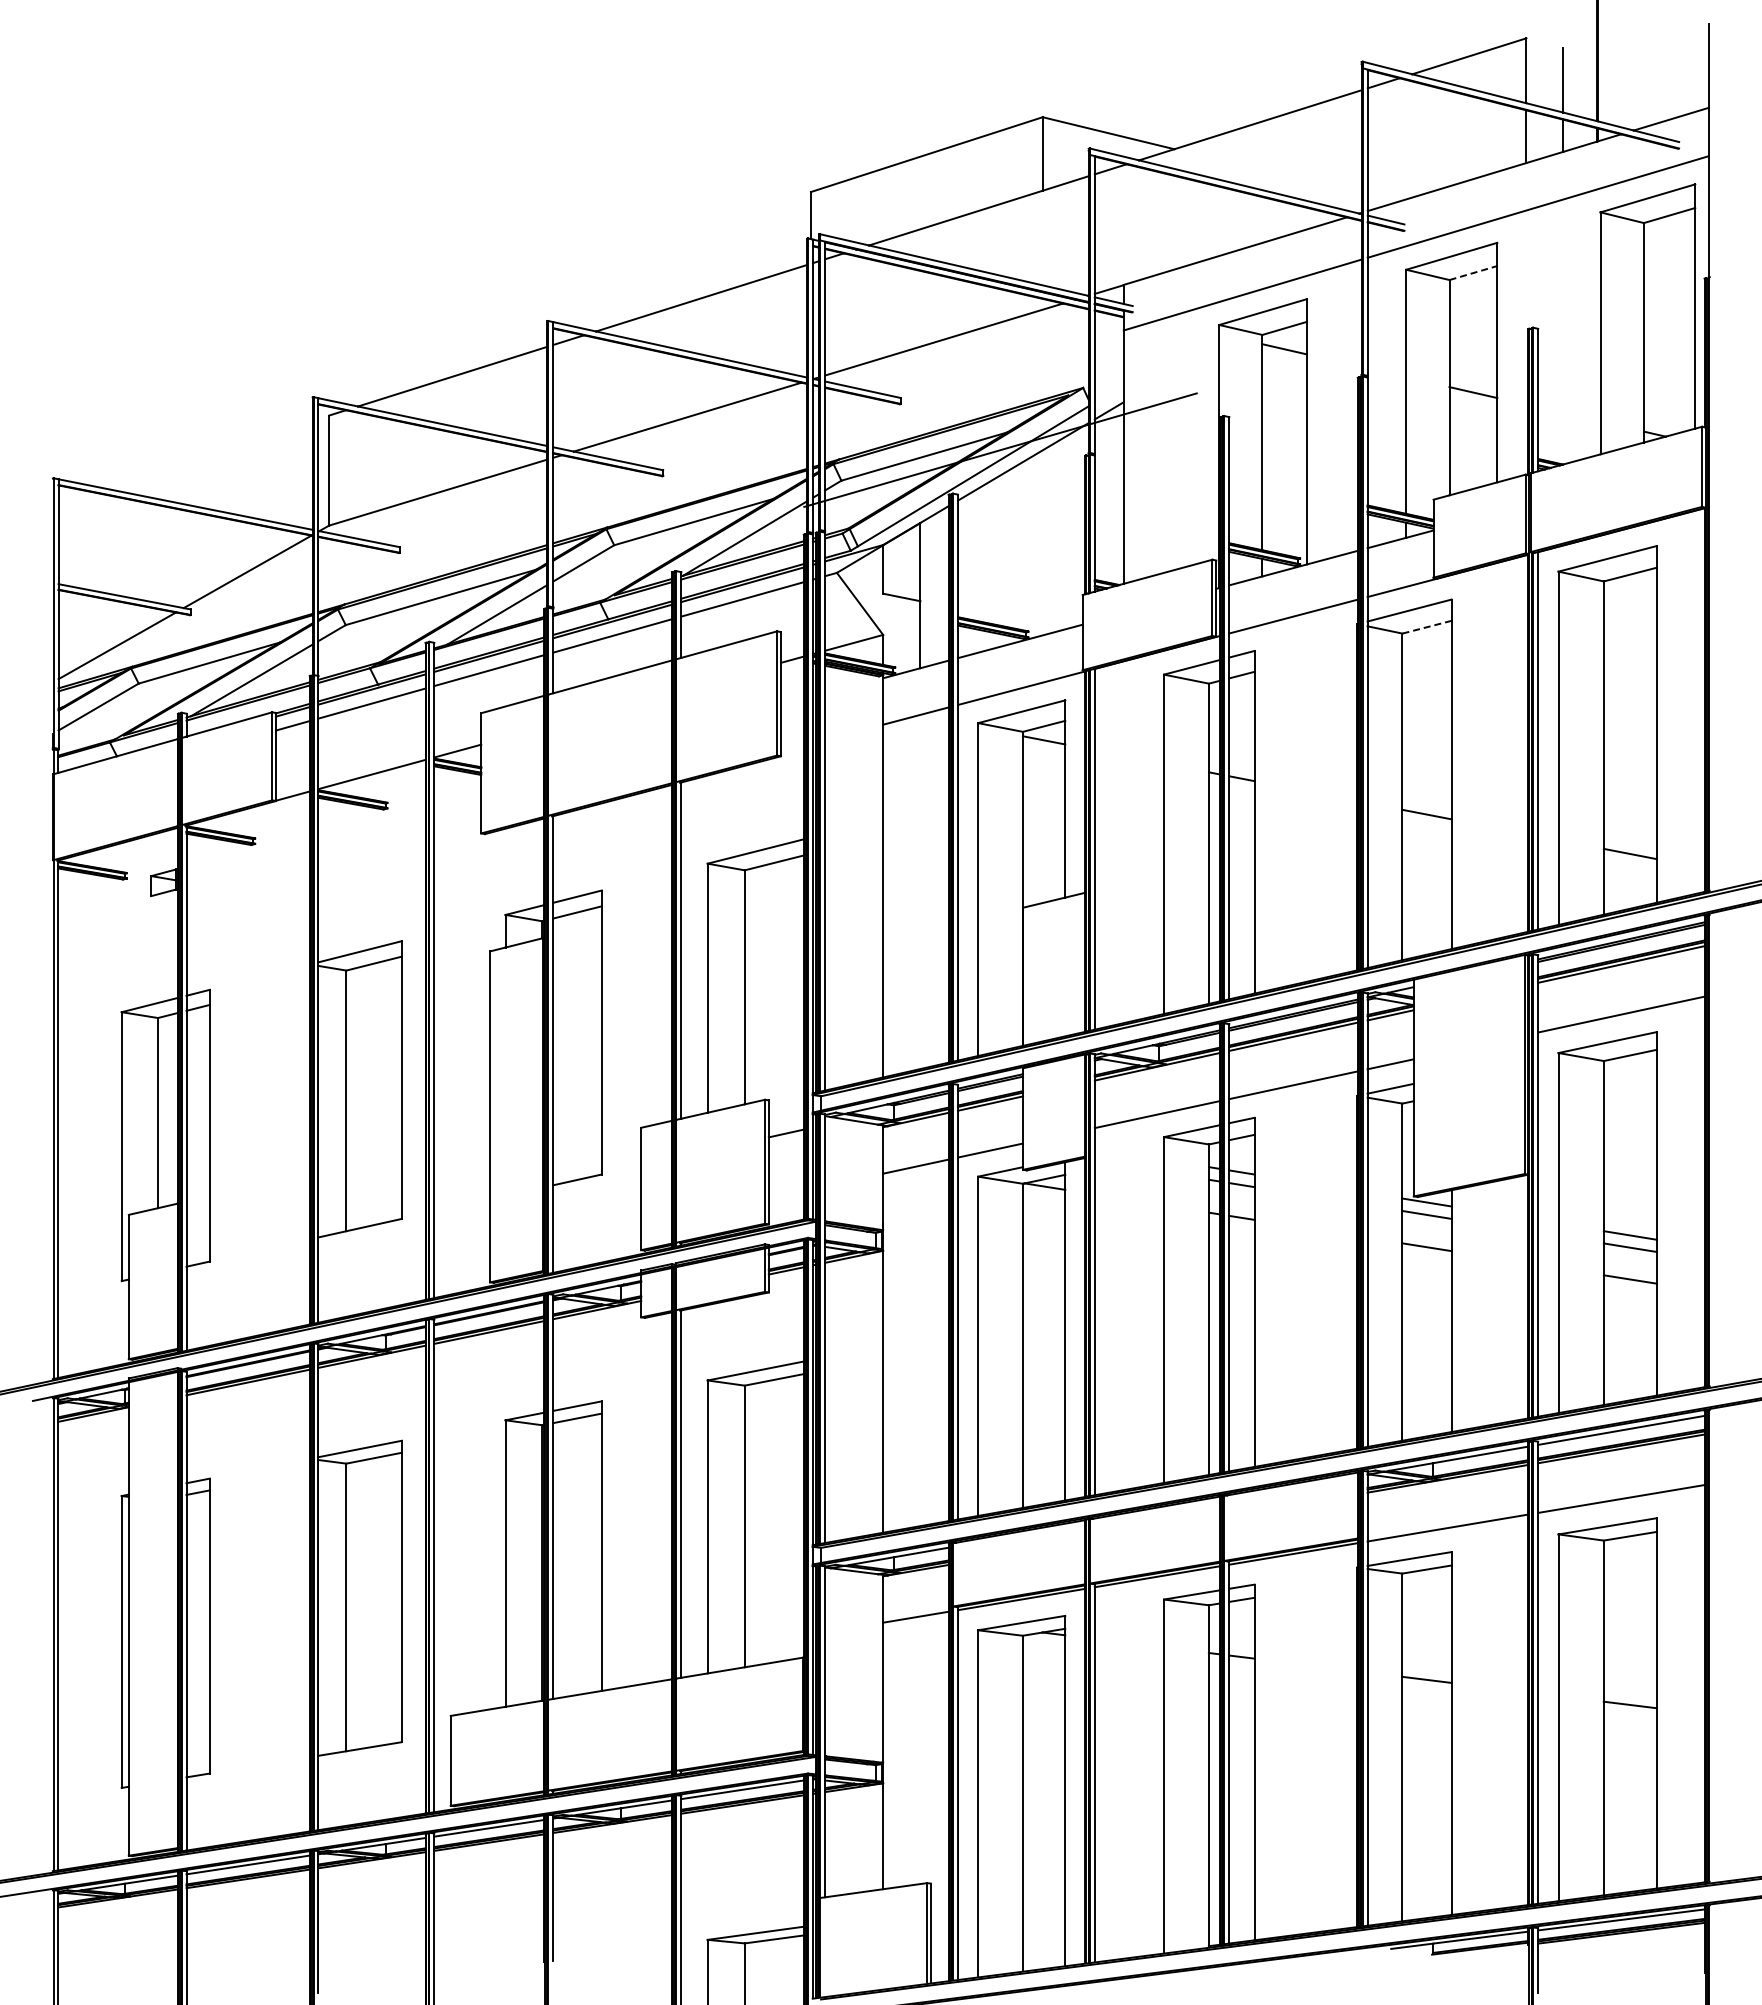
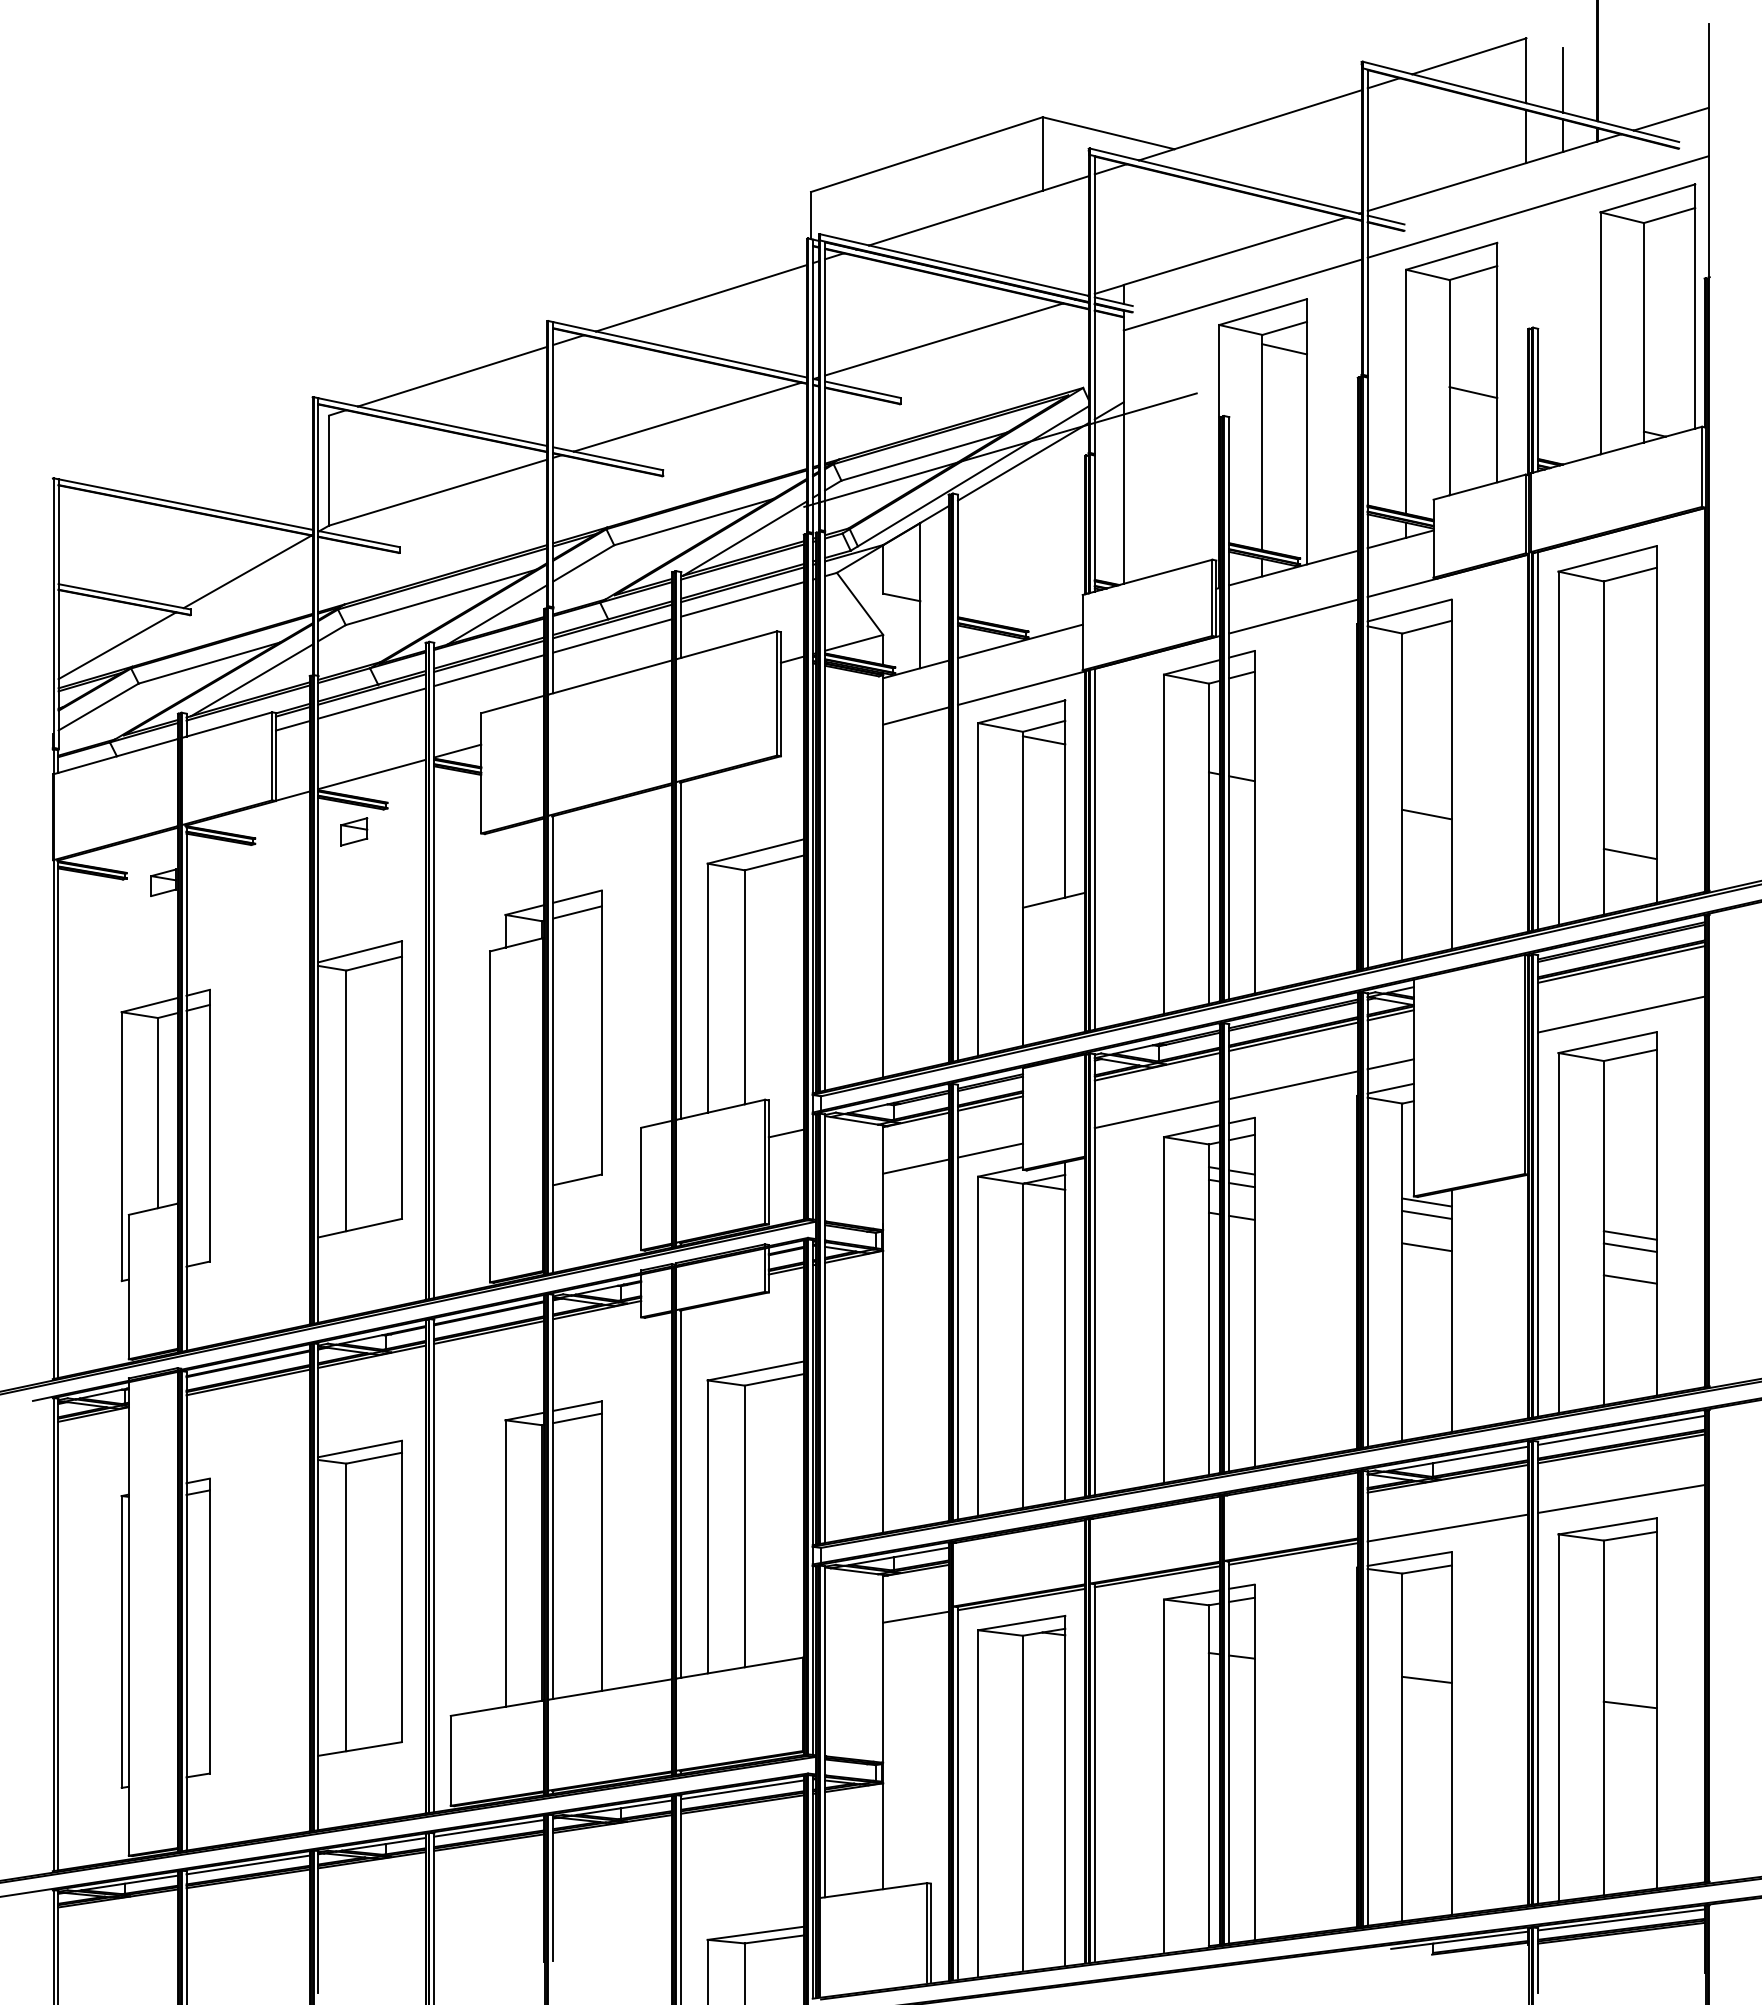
line: dashed -> solid (1473, 273)
line: dashed -> solid (1427, 627)
part: none -> present (354, 831)
